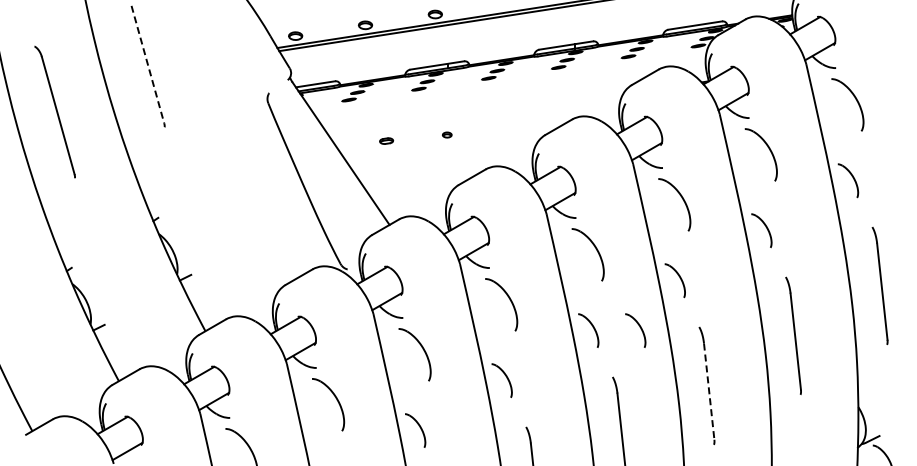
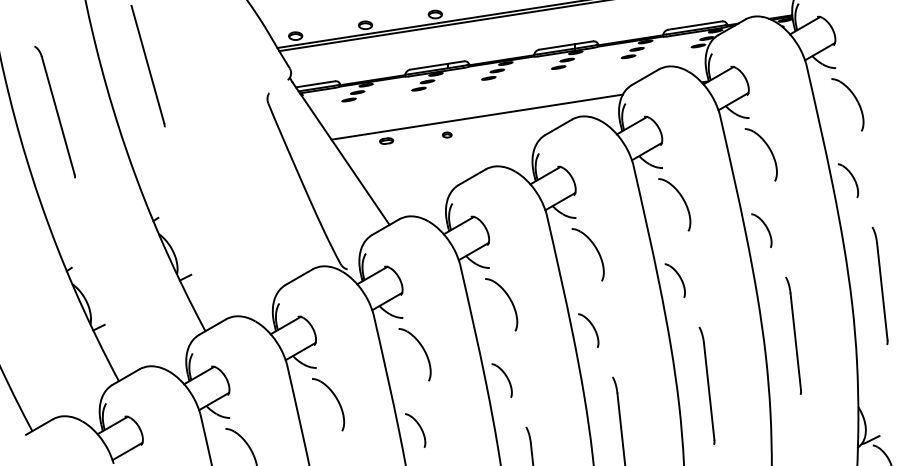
line: dashed -> solid (147, 64)
line: none -> present (476, 116)
part: present -> none (635, 330)
line: dashed -> solid (709, 392)
